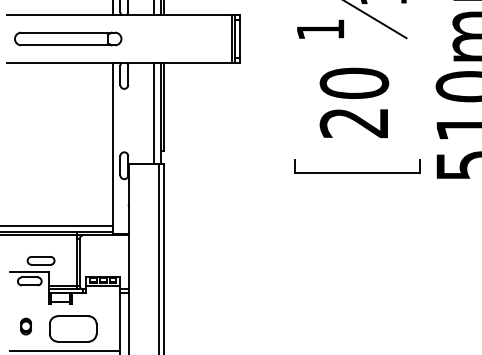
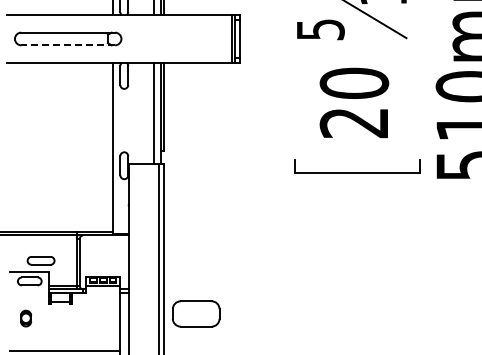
text: 1 -> 5 (320, 29)
line: solid -> dashed (68, 45)
line: present -> none (57, 225)
part position: (25, 326) -> (25, 318) (25, 318)
part position: (73, 328) -> (196, 313) (196, 313)
